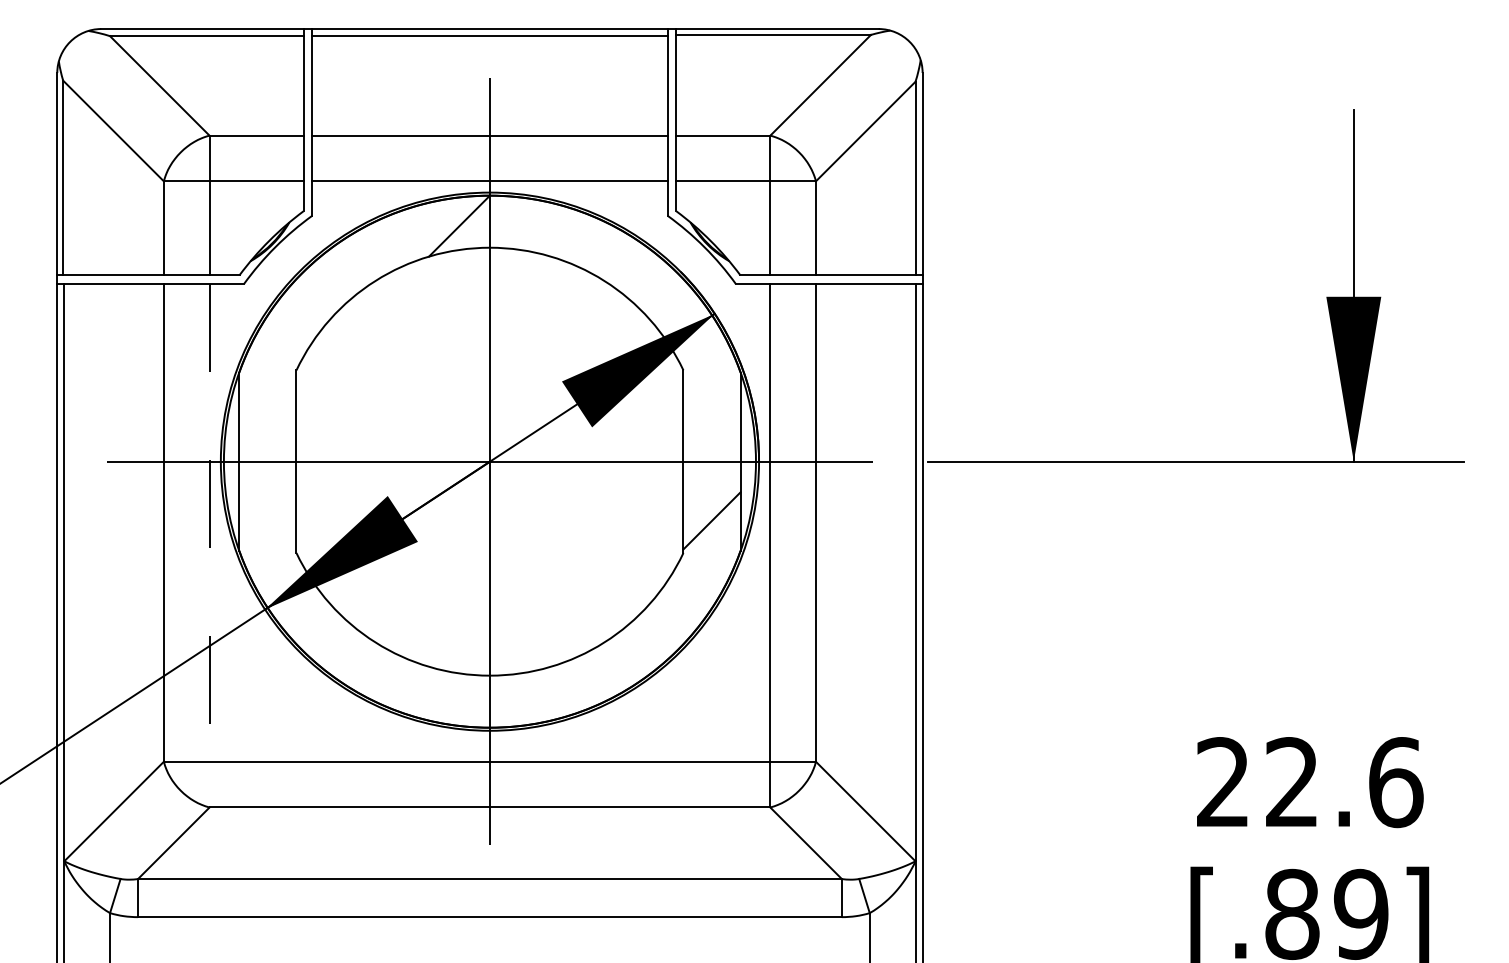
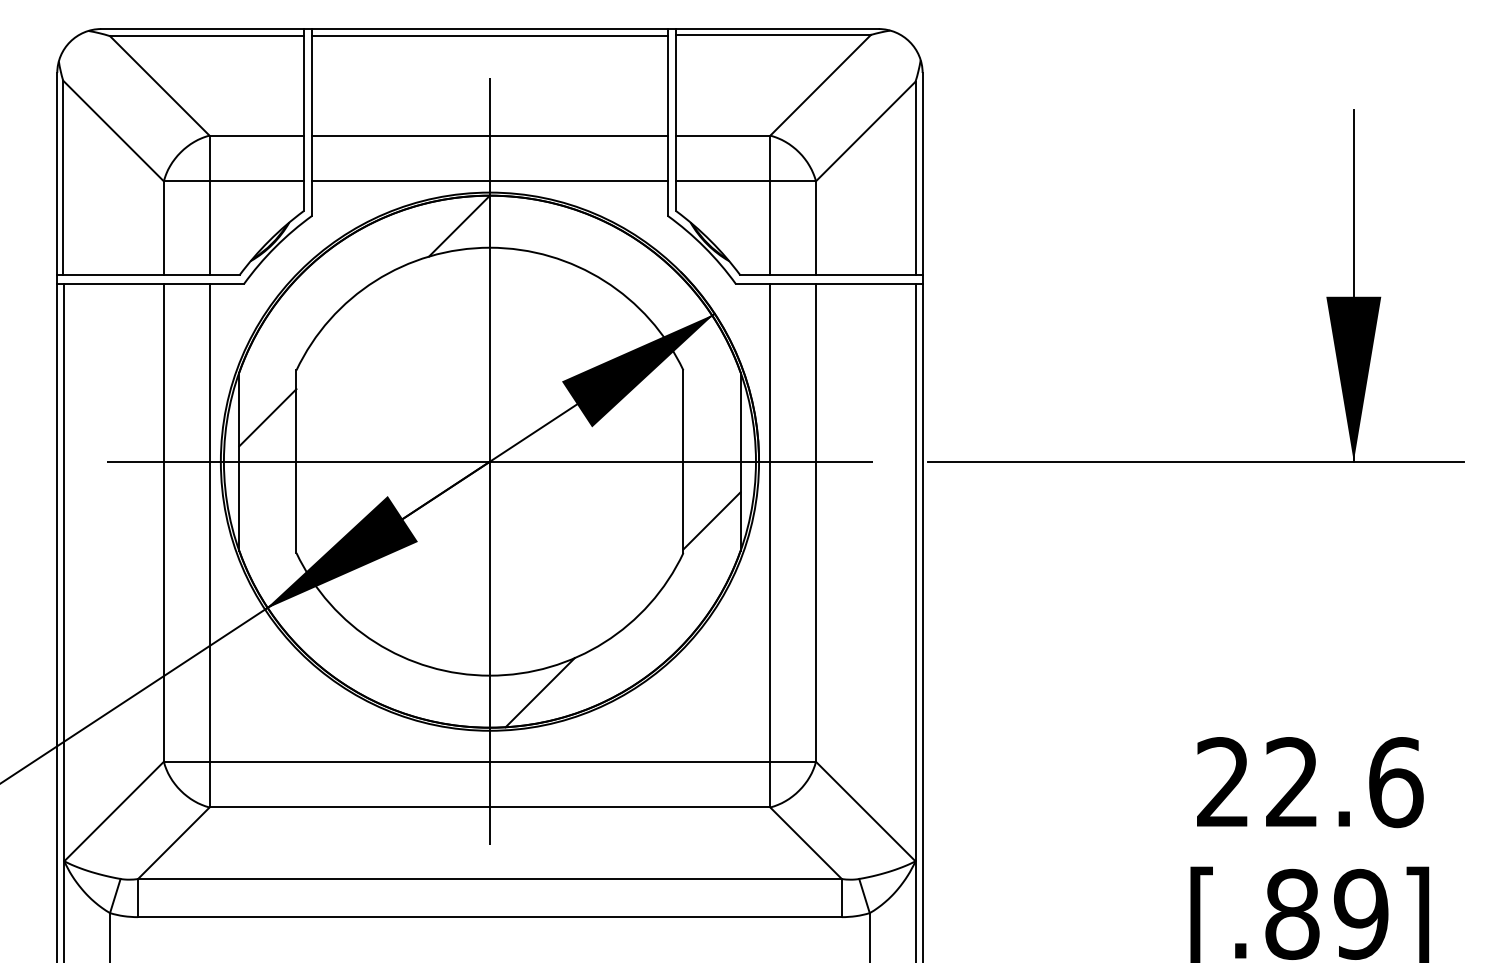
line: none -> present (267, 417)
line: dashed -> solid (209, 545)
line: none -> present (539, 692)
